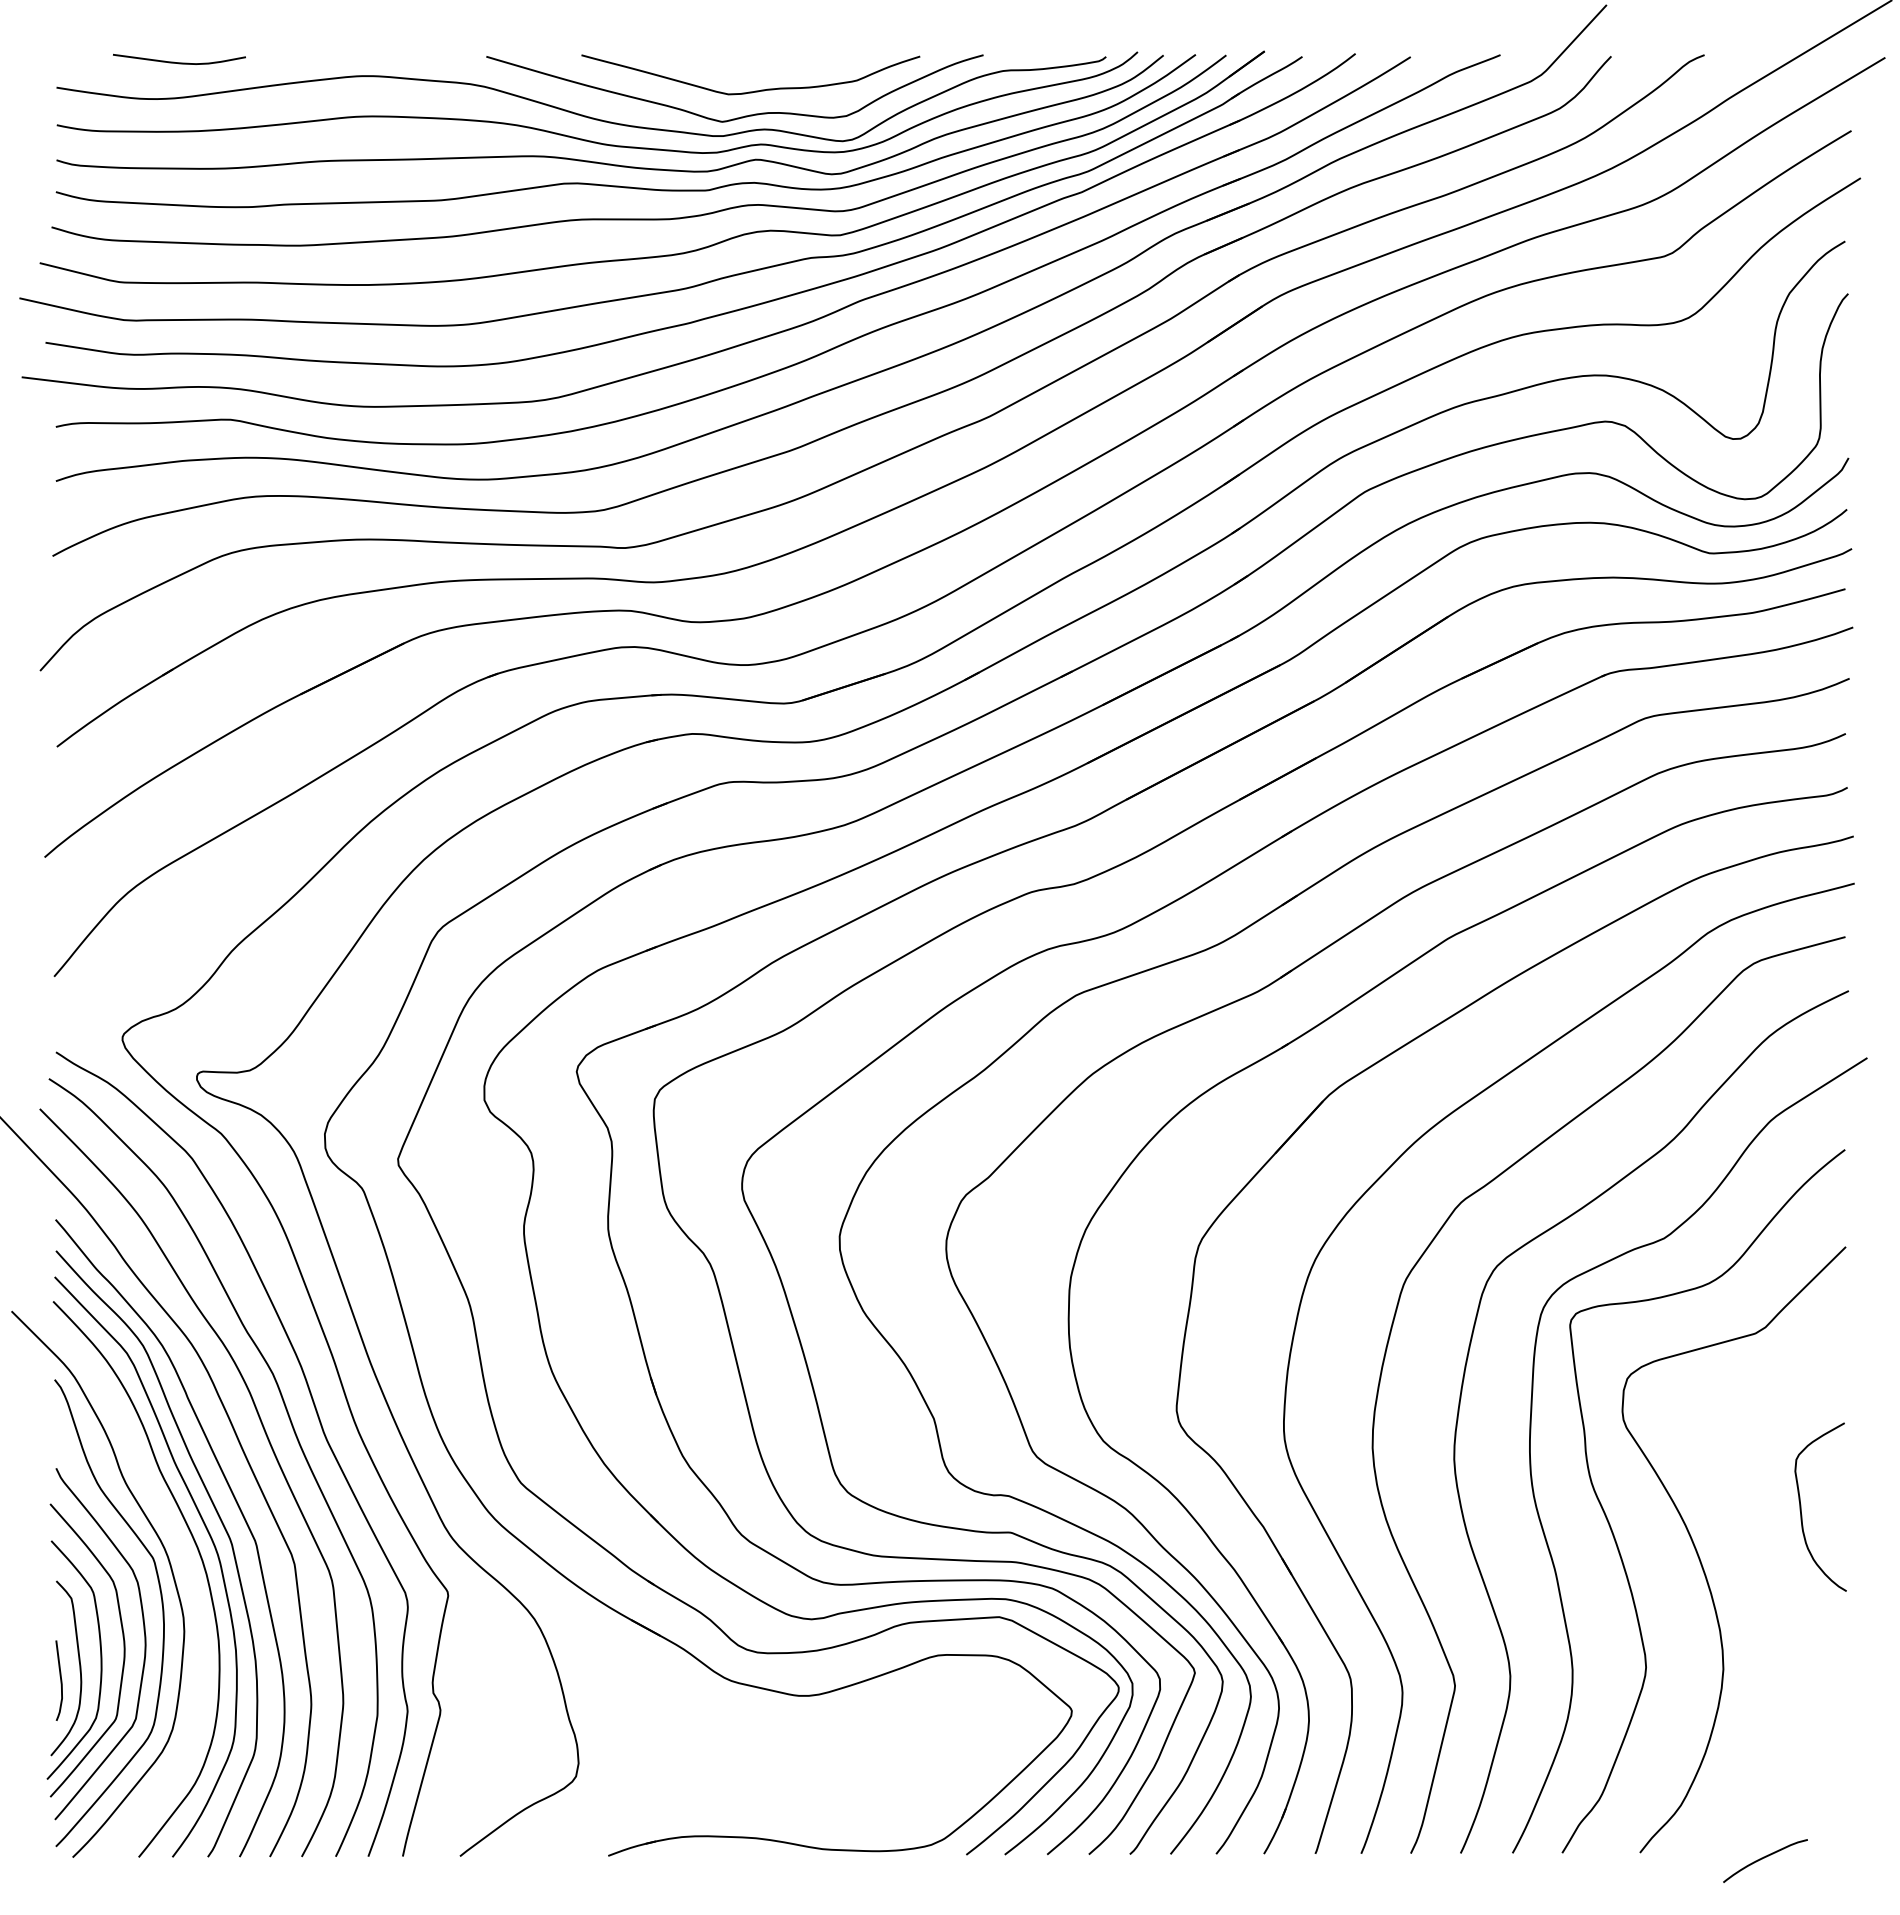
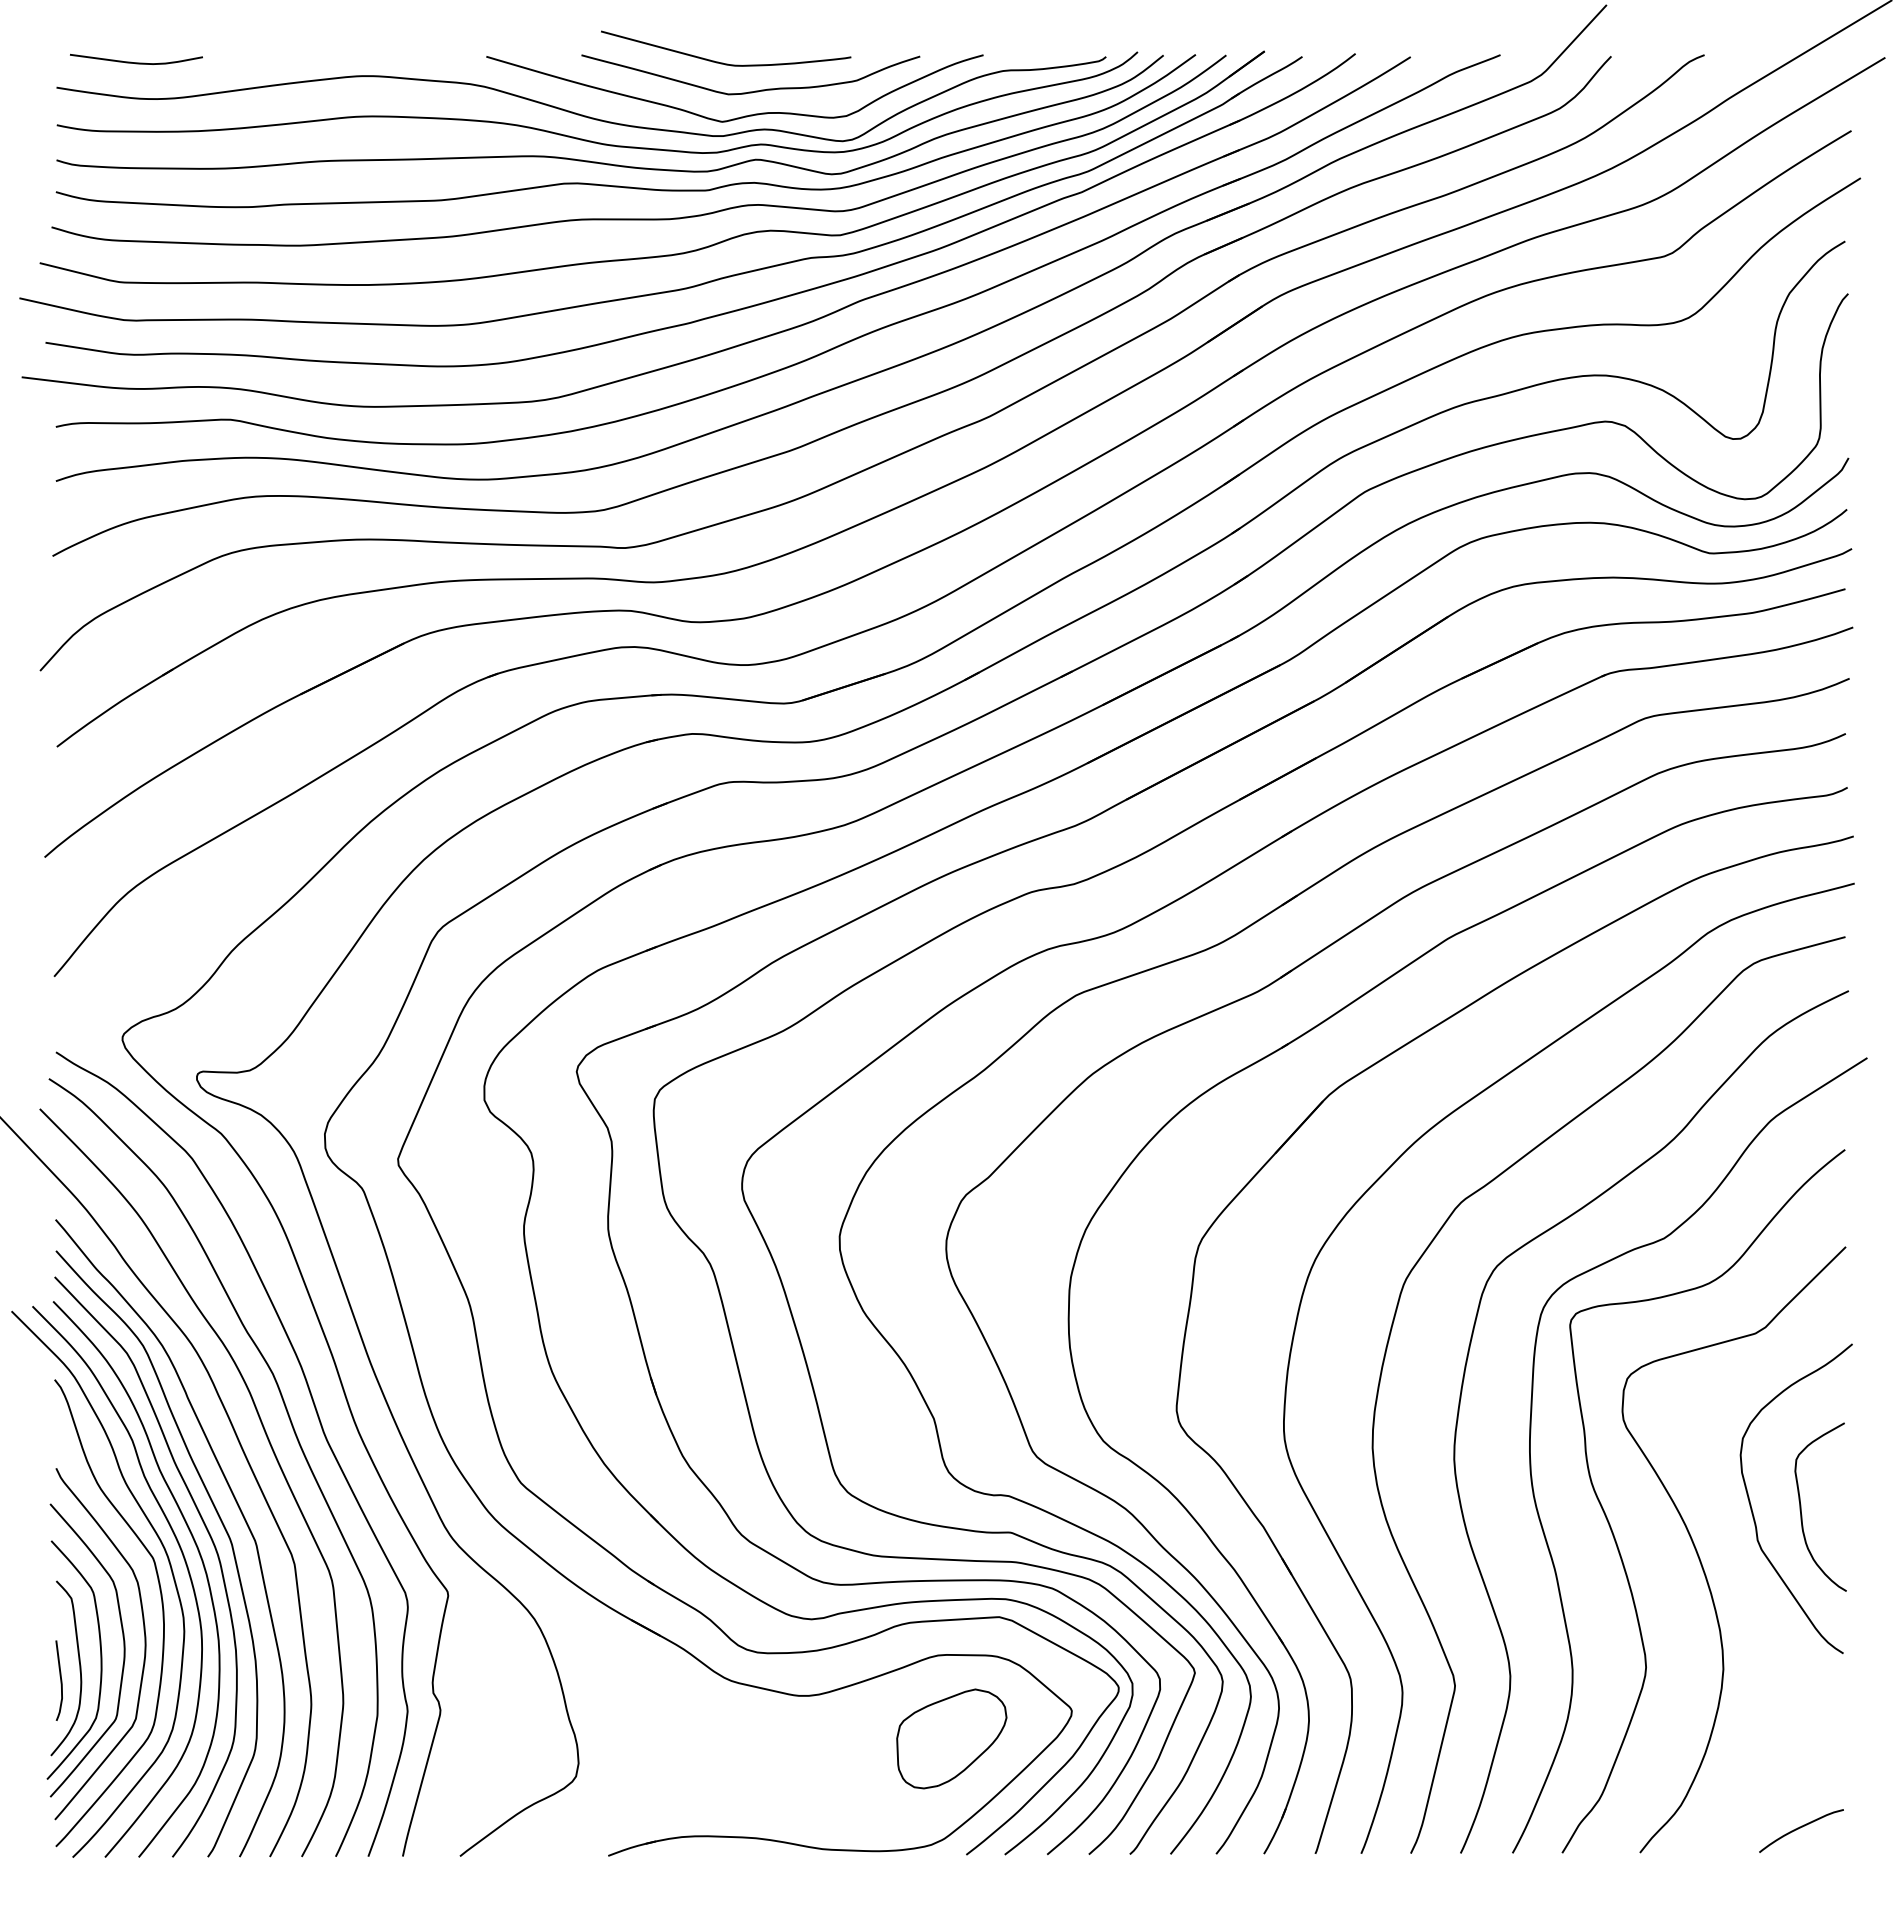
curve position: (179, 62) -> (136, 62) (136, 62)
curve: none -> present (723, 62)
curve: none -> present (1752, 1508)
curve: none -> present (183, 1559)
part: none -> present (951, 1738)
curve position: (1764, 1858) -> (1800, 1828) (1800, 1828)
